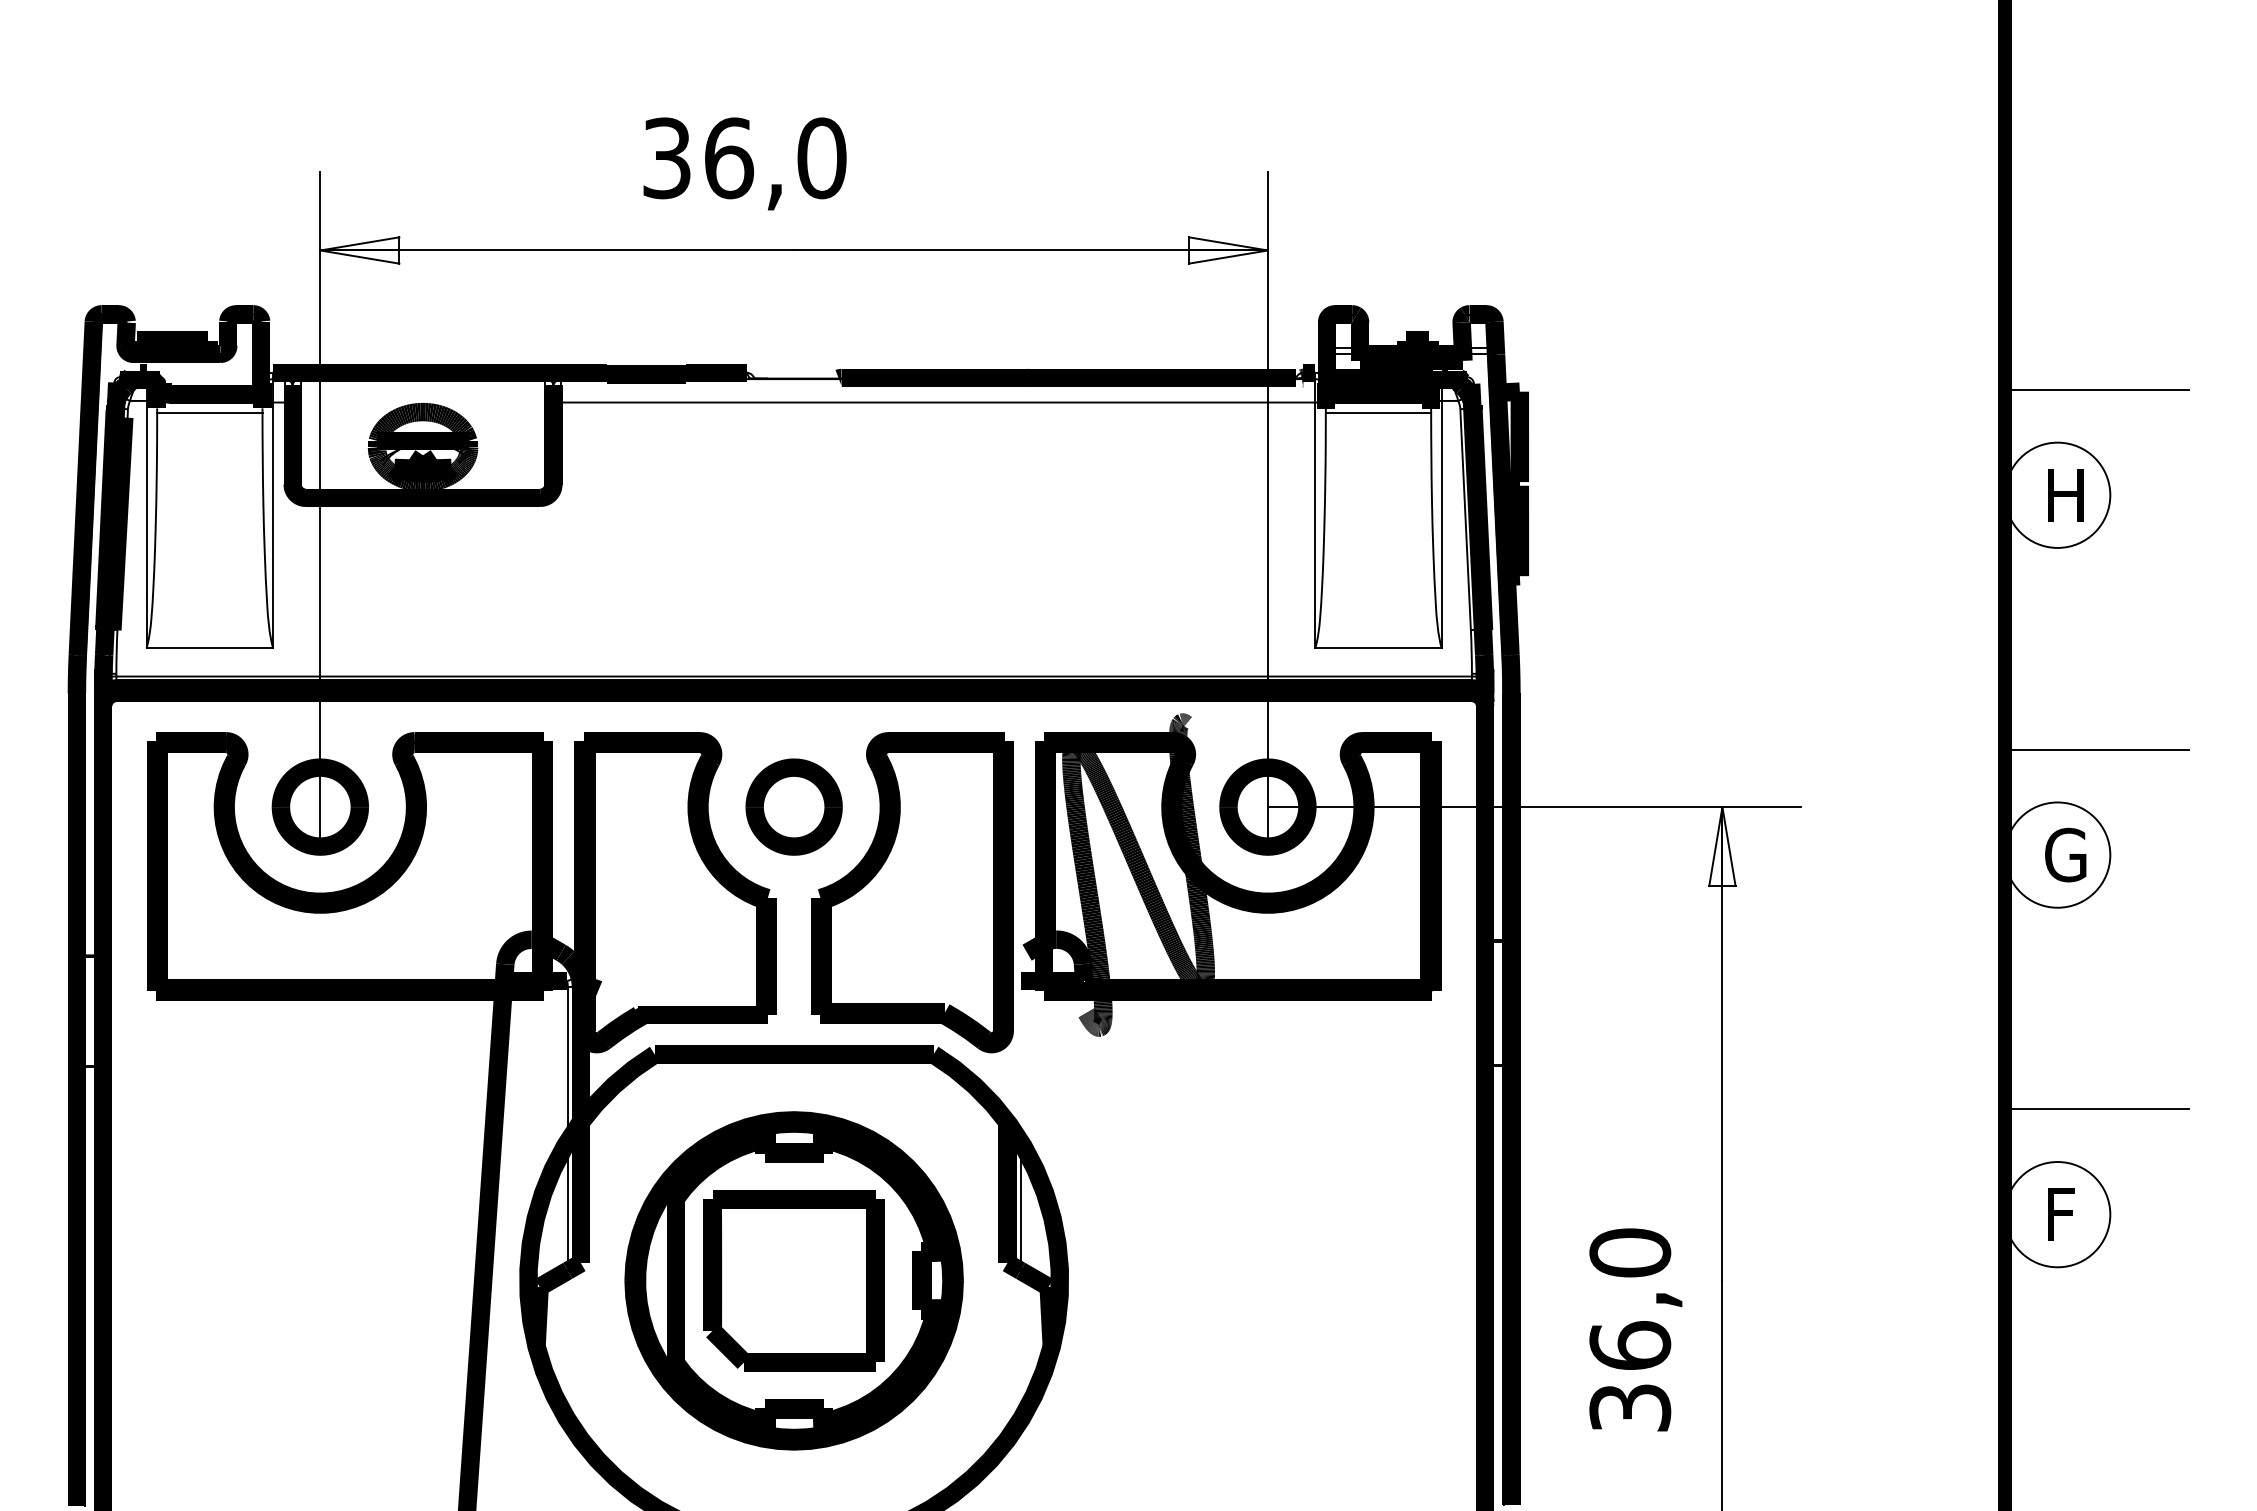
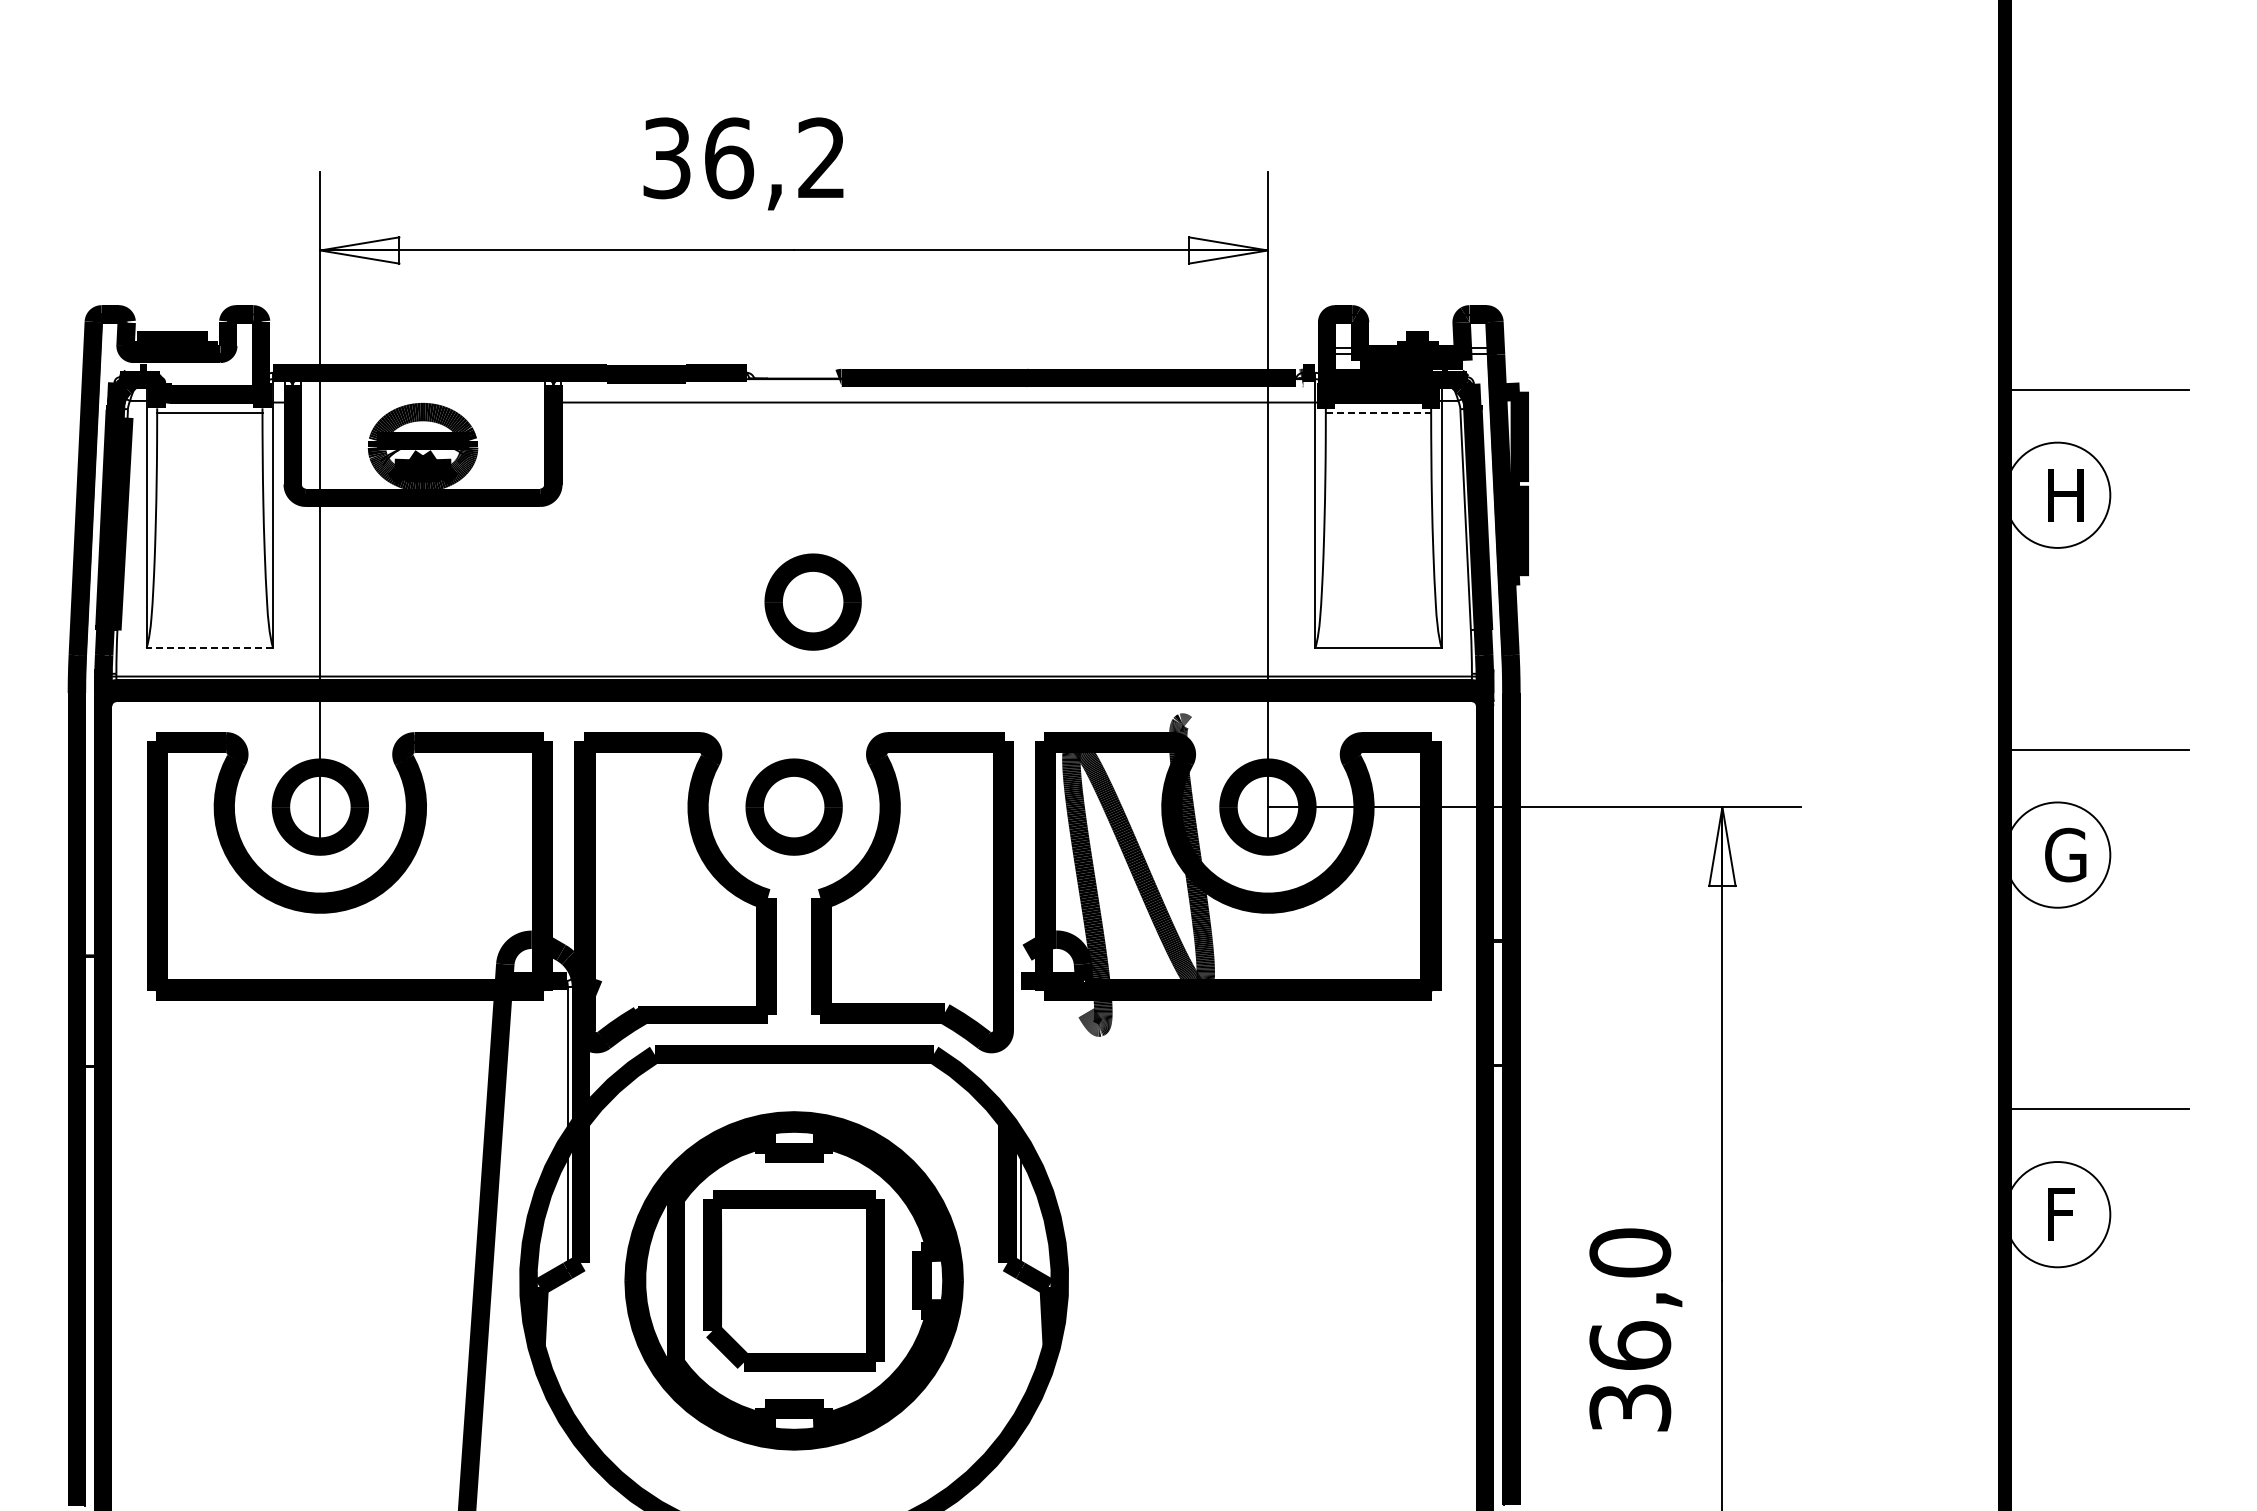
text: 36,0 -> 36,2 (821, 158)
line: solid -> dashed (1378, 413)
part: none -> present (812, 601)
line: solid -> dashed (209, 647)
